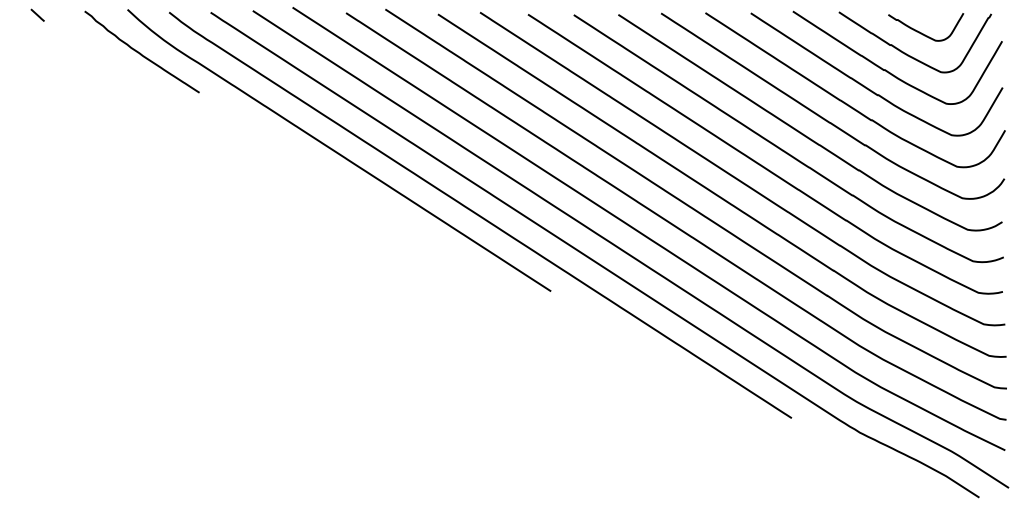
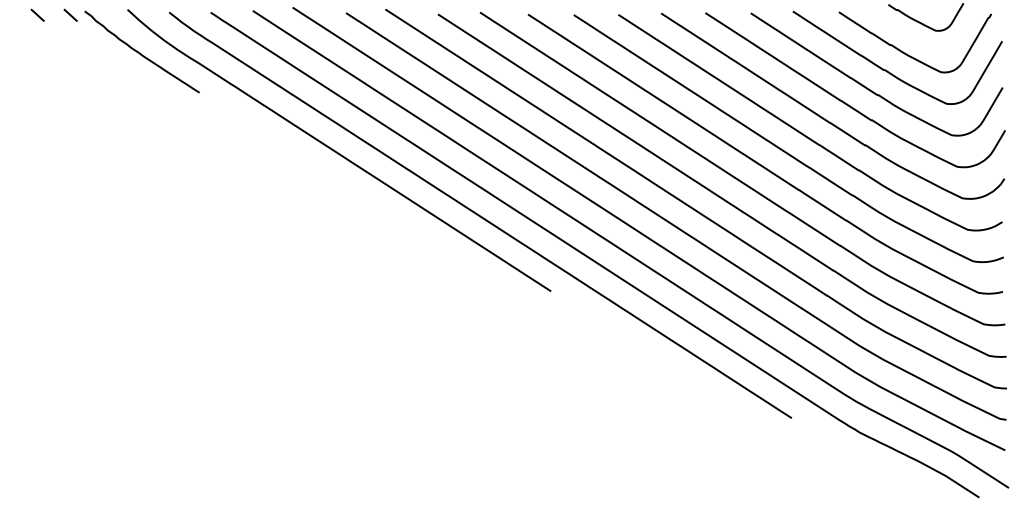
line: none -> present (70, 14)
curve position: (923, 33) -> (923, 23) (923, 23)
